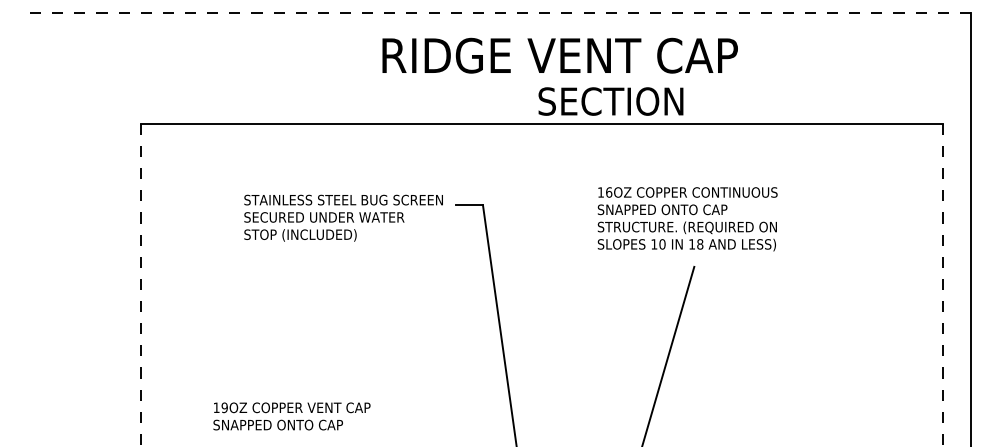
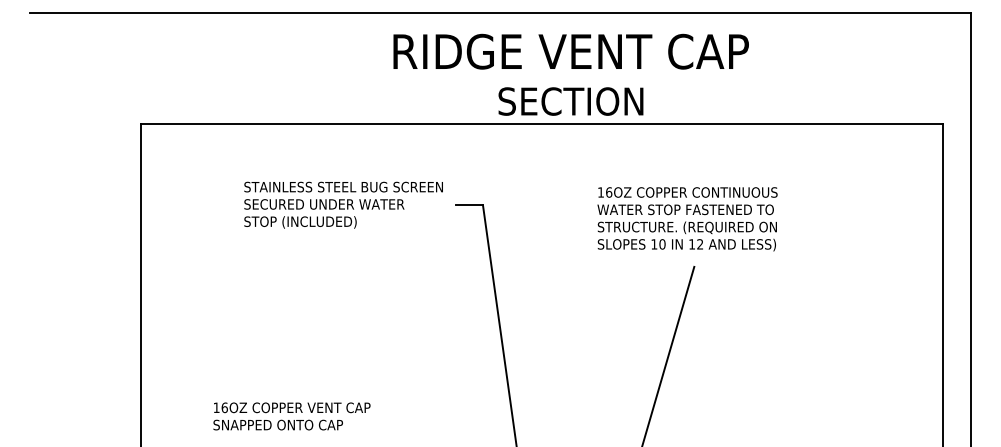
line: dashed -> solid (500, 13)
text position: (559, 55) -> (570, 51) (570, 51)
text position: (610, 101) -> (570, 101) (570, 101)
text: SNAPPED ONTO CAP -> WATER STOP FASTENED TO (685, 209)
text position: (343, 217) -> (343, 204) (343, 204)
text: 18 -> 12 (700, 244)
line: dashed -> solid (943, 284)
line: dashed -> solid (140, 285)
text: 19OZ -> 16OZ (224, 407)
